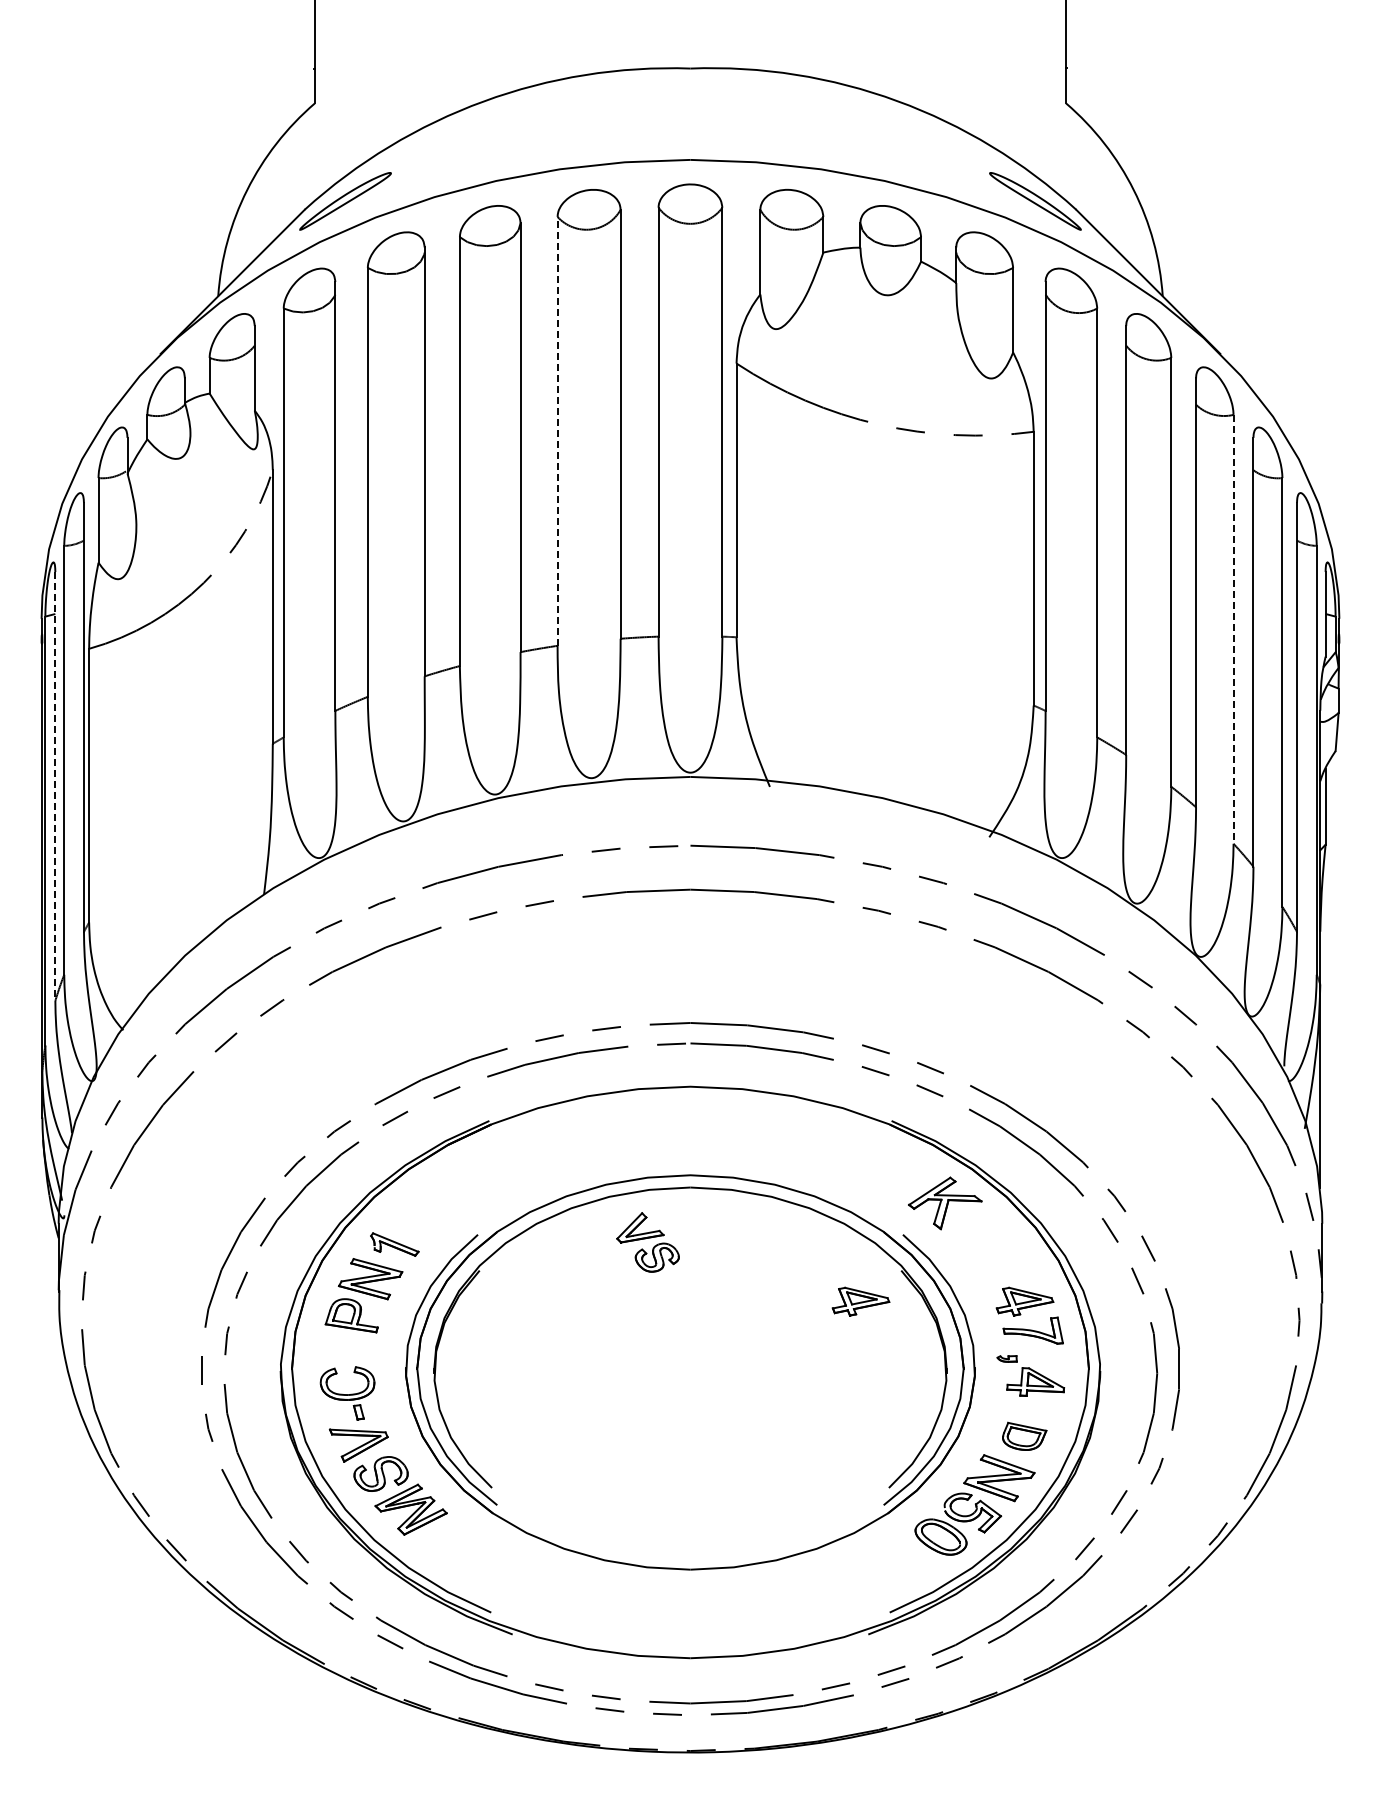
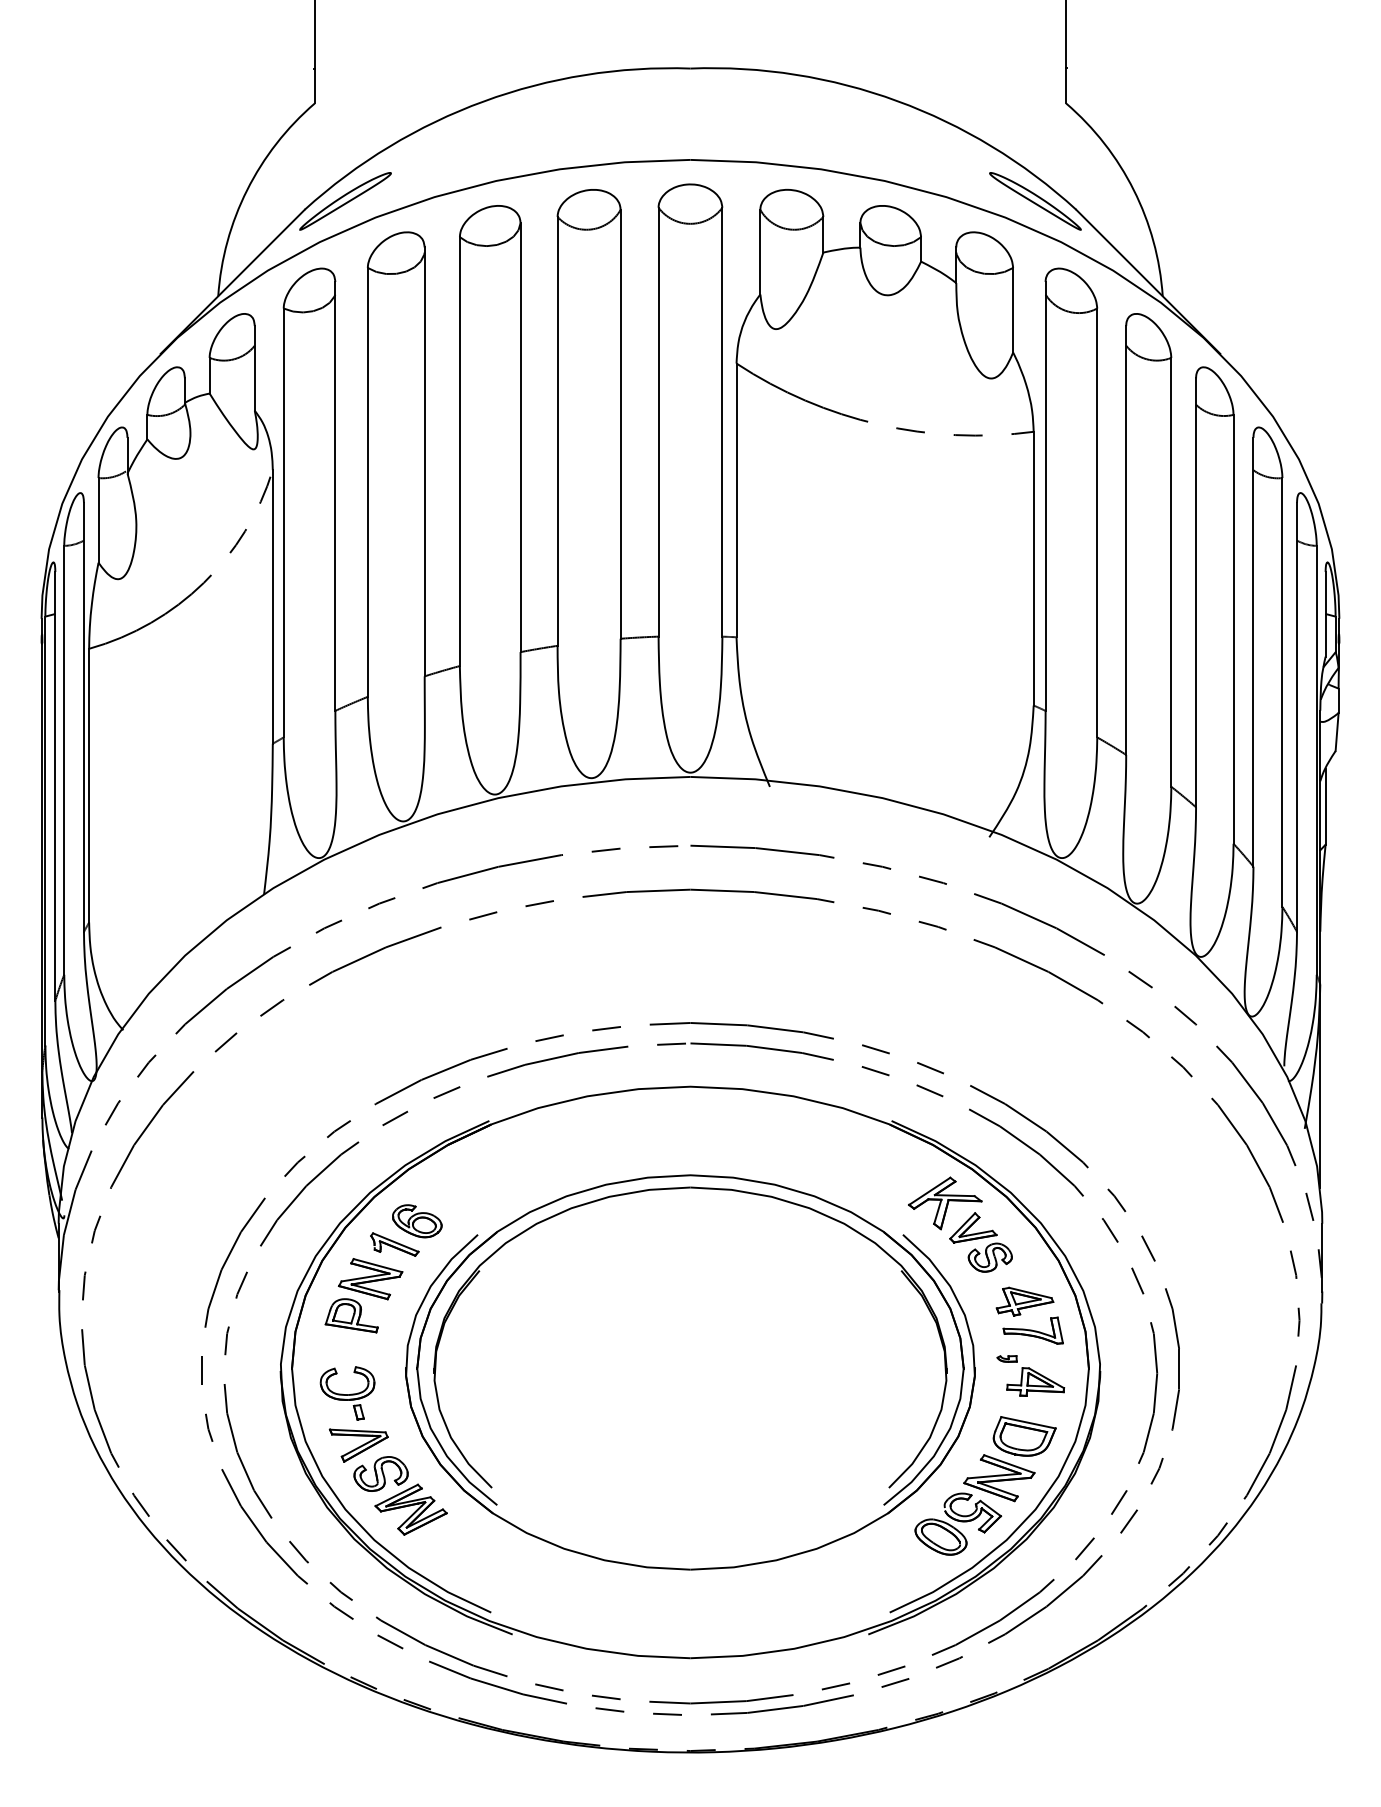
line: dashed -> solid (557, 430)
line: dashed -> solid (1233, 629)
line: dashed -> solid (55, 787)
part: none -> present (417, 1221)
part position: (647, 1242) -> (980, 1242) (980, 1242)
part: present -> none (860, 1301)
part size: 46x30 px -> 65x41 px (1024, 1436)
